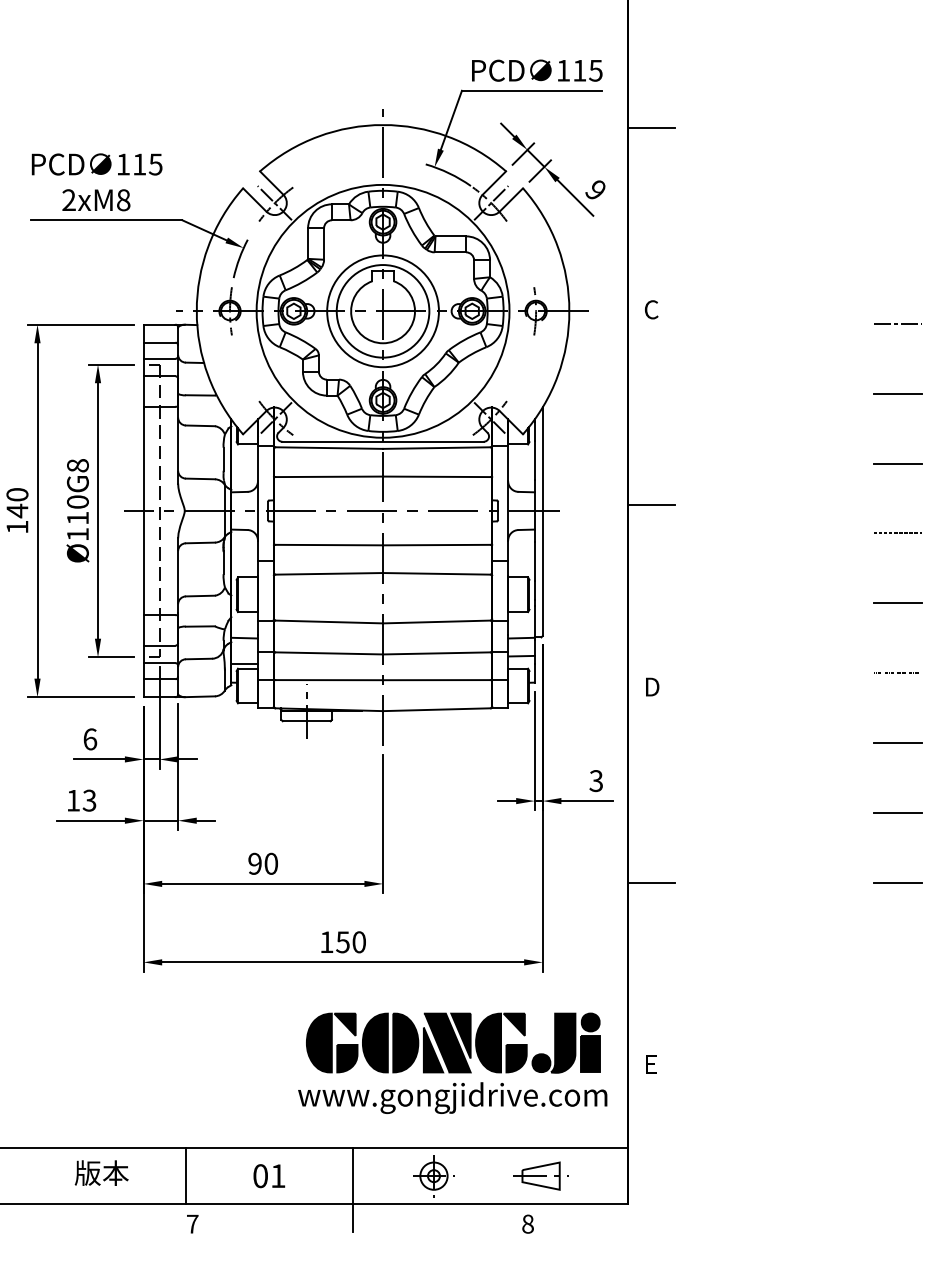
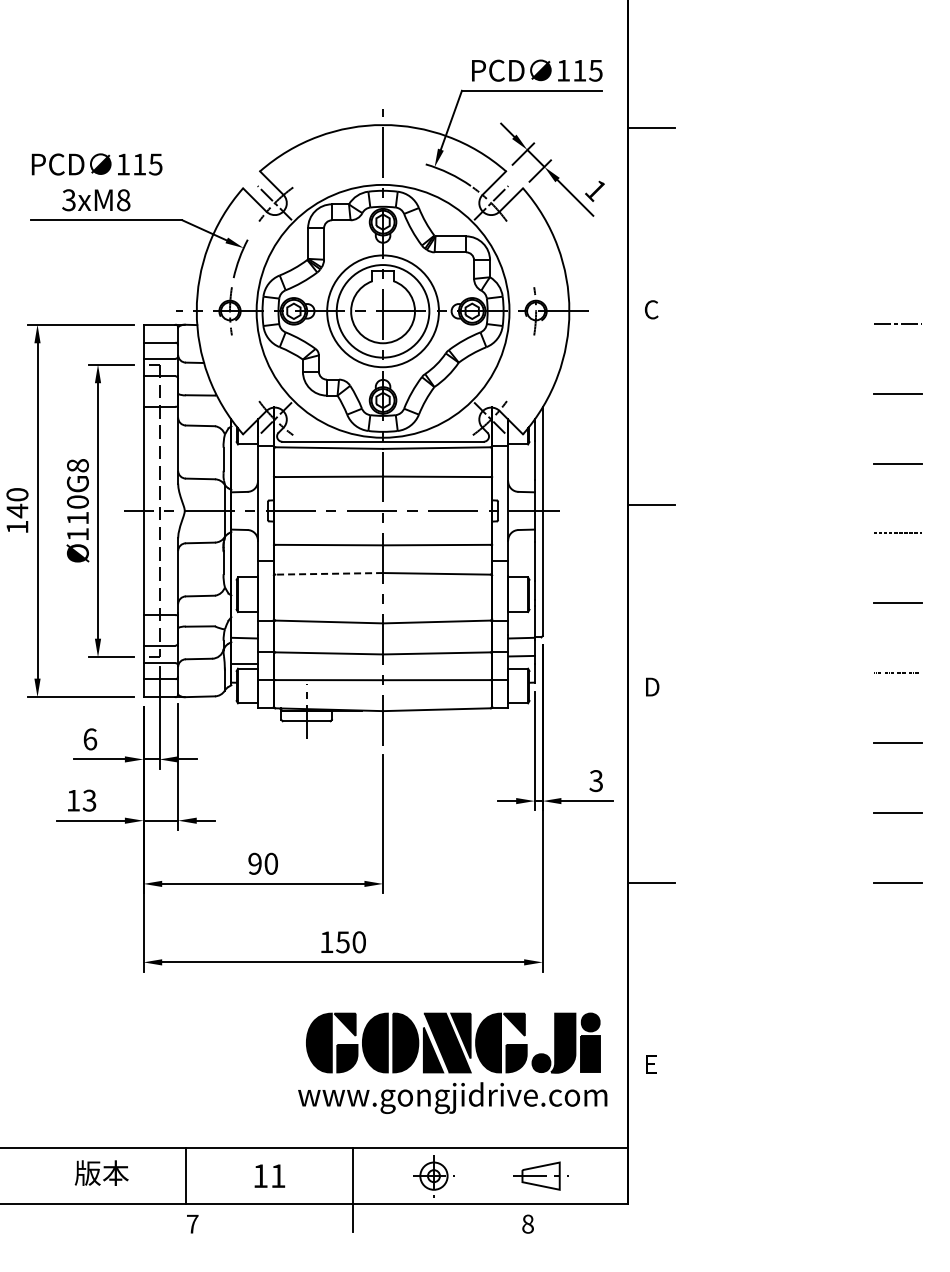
text: 9 -> 1 (595, 190)
text: 2xM8 -> 3xM8 (68, 200)
line: solid -> dashed (329, 573)
text: 01 -> 11 (260, 1176)
